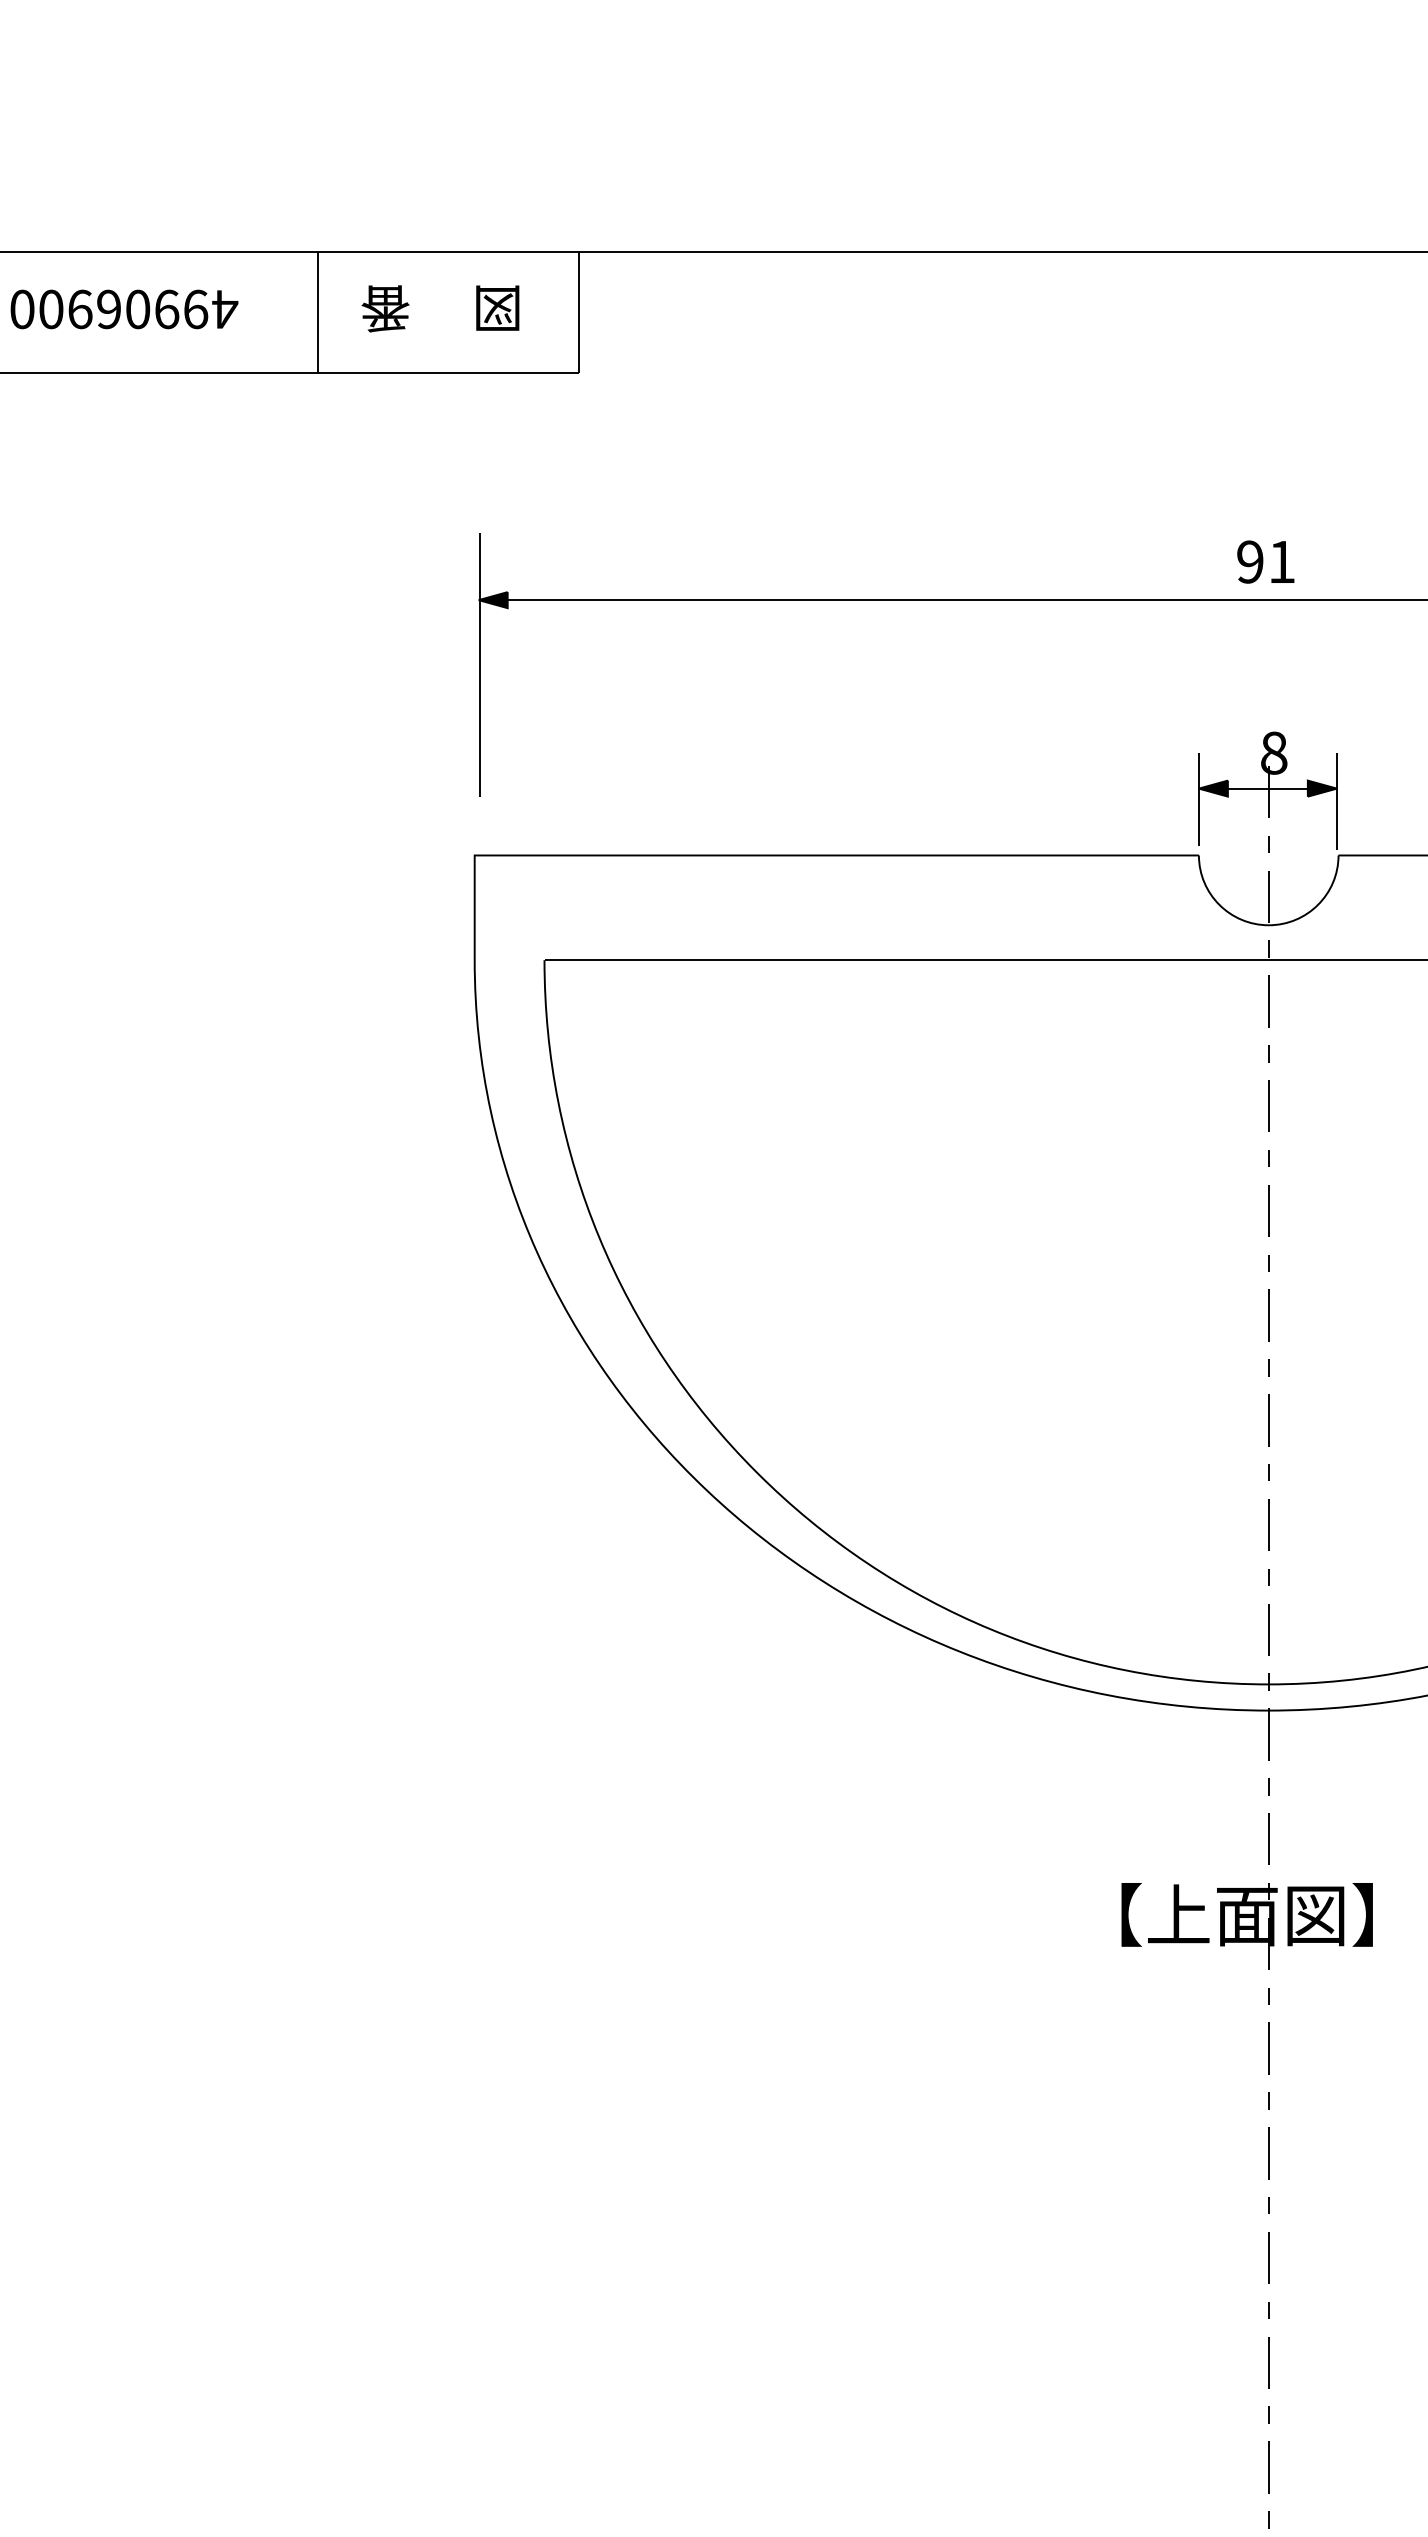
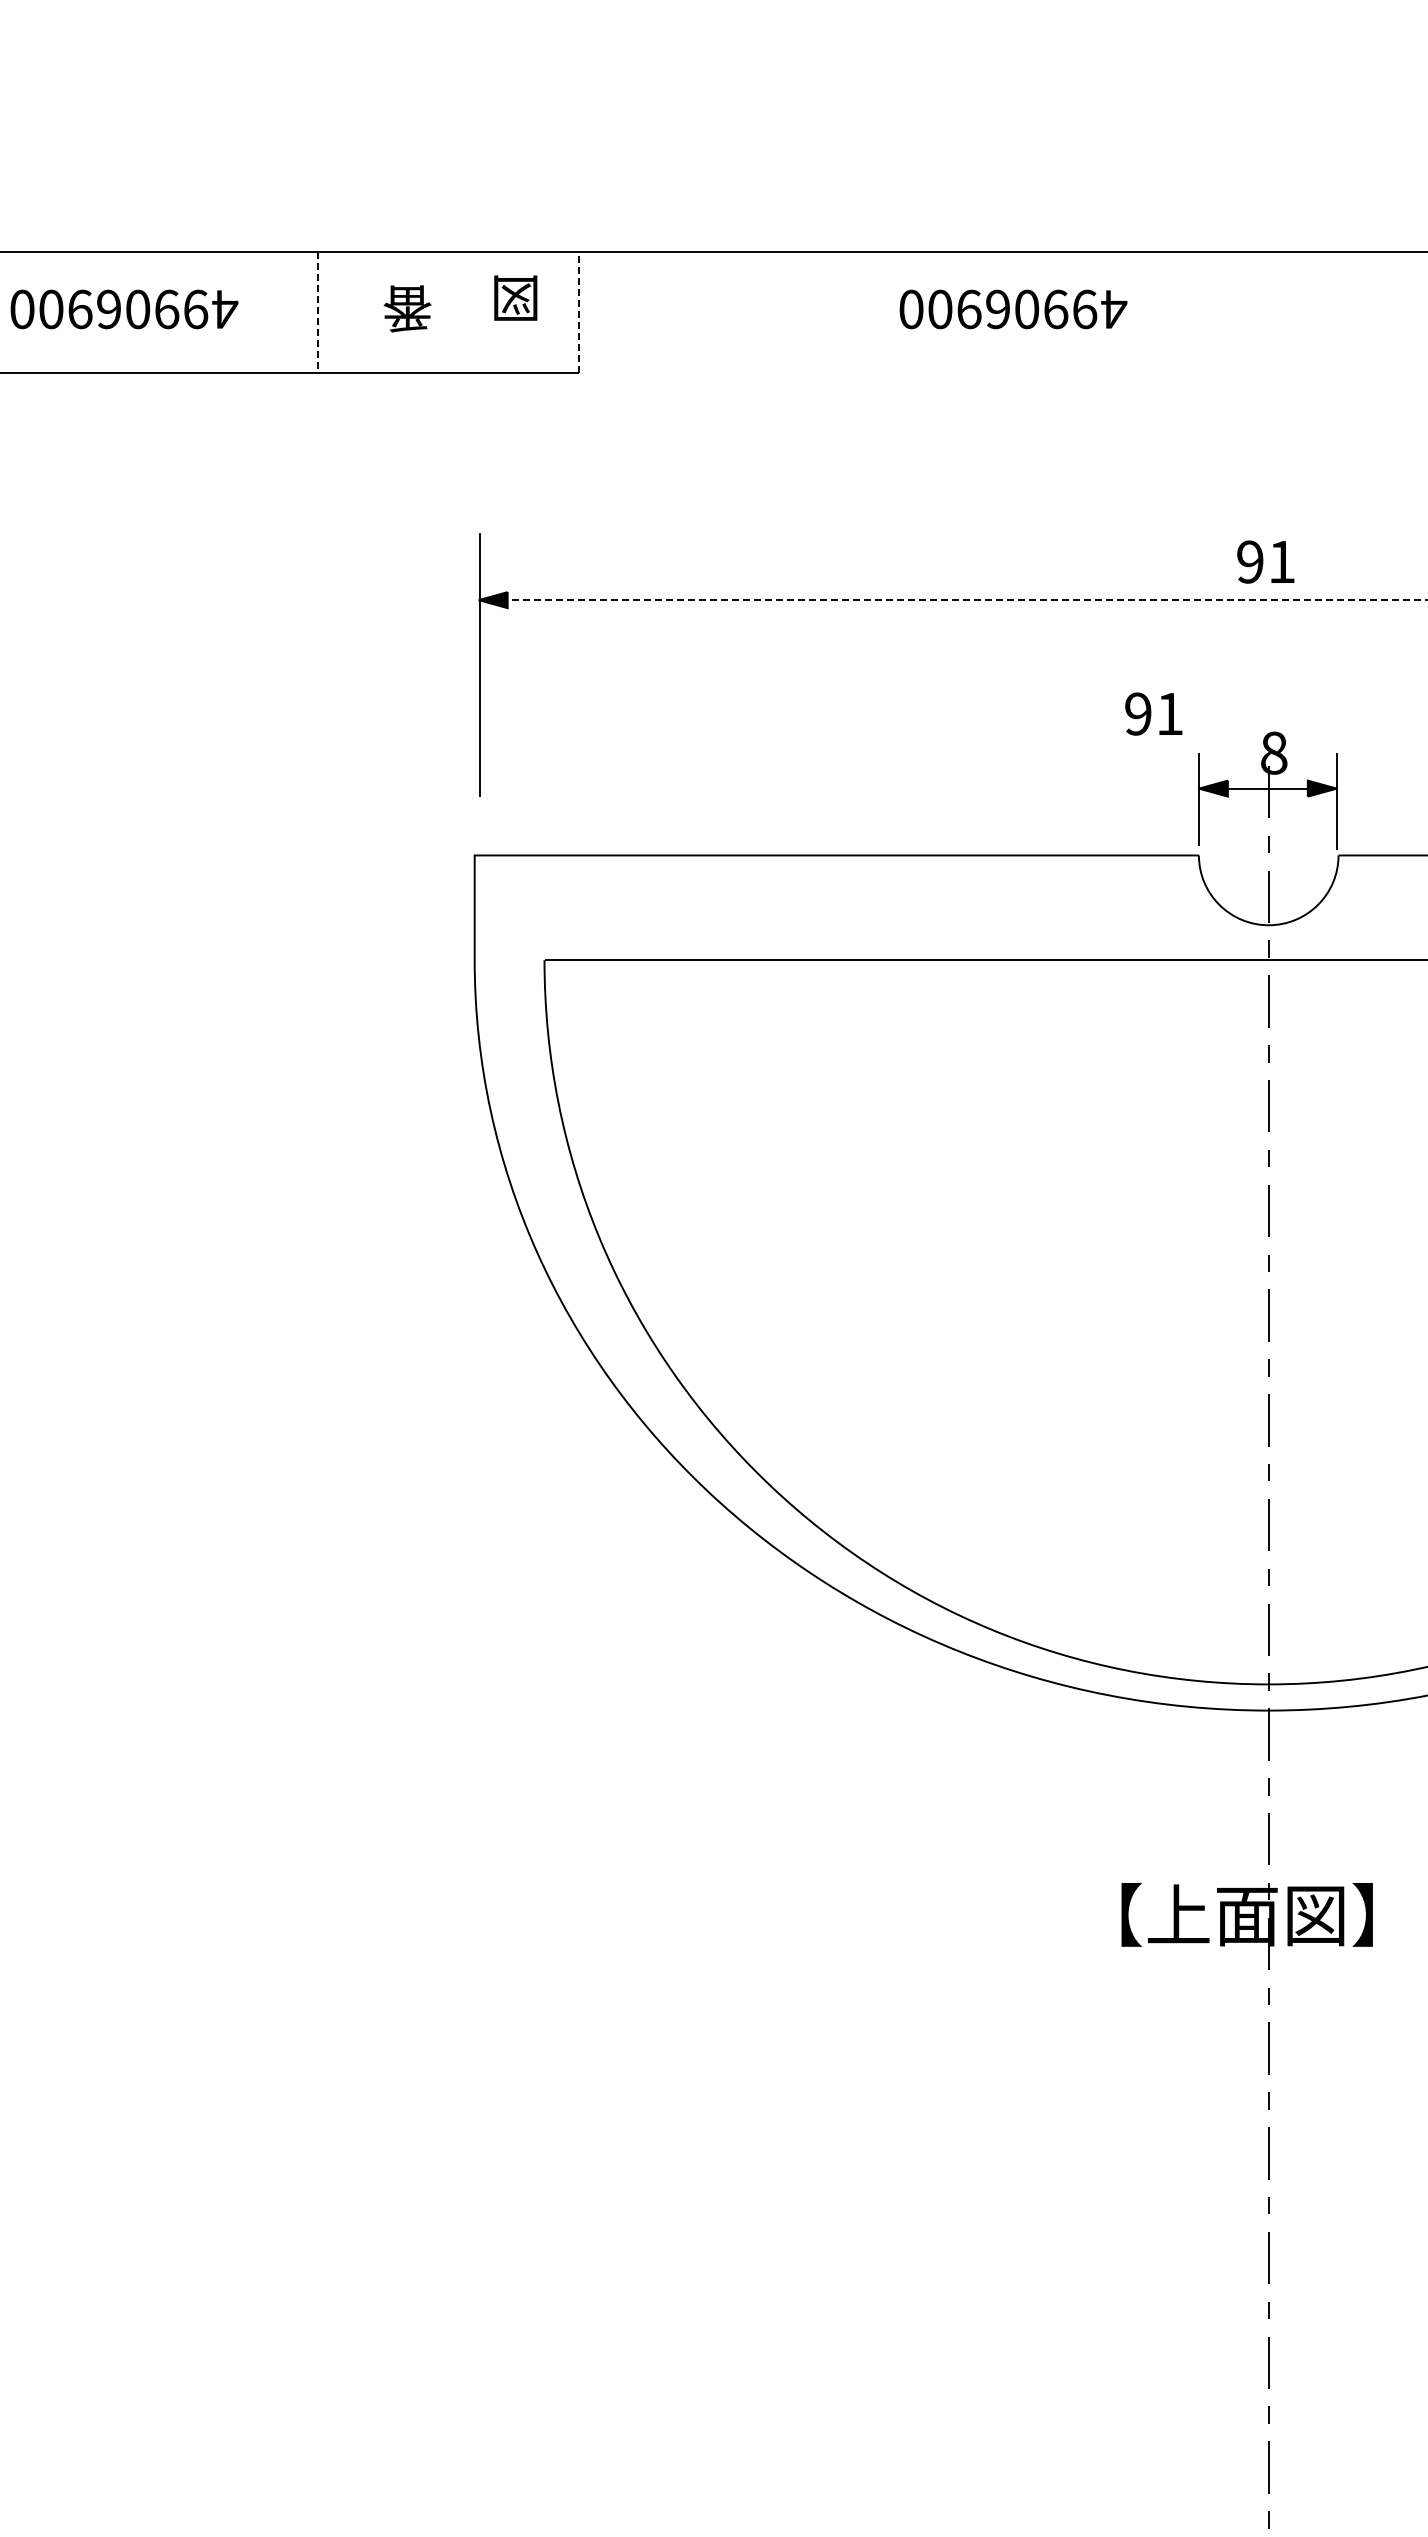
part position: (497, 307) -> (515, 297) (515, 297)
part position: (385, 308) -> (407, 308) (407, 308)
part: none -> present (1013, 309)
line: solid -> dashed (317, 312)
line: solid -> dashed (579, 312)
line: solid -> dashed (953, 600)
part: none -> present (1153, 713)
